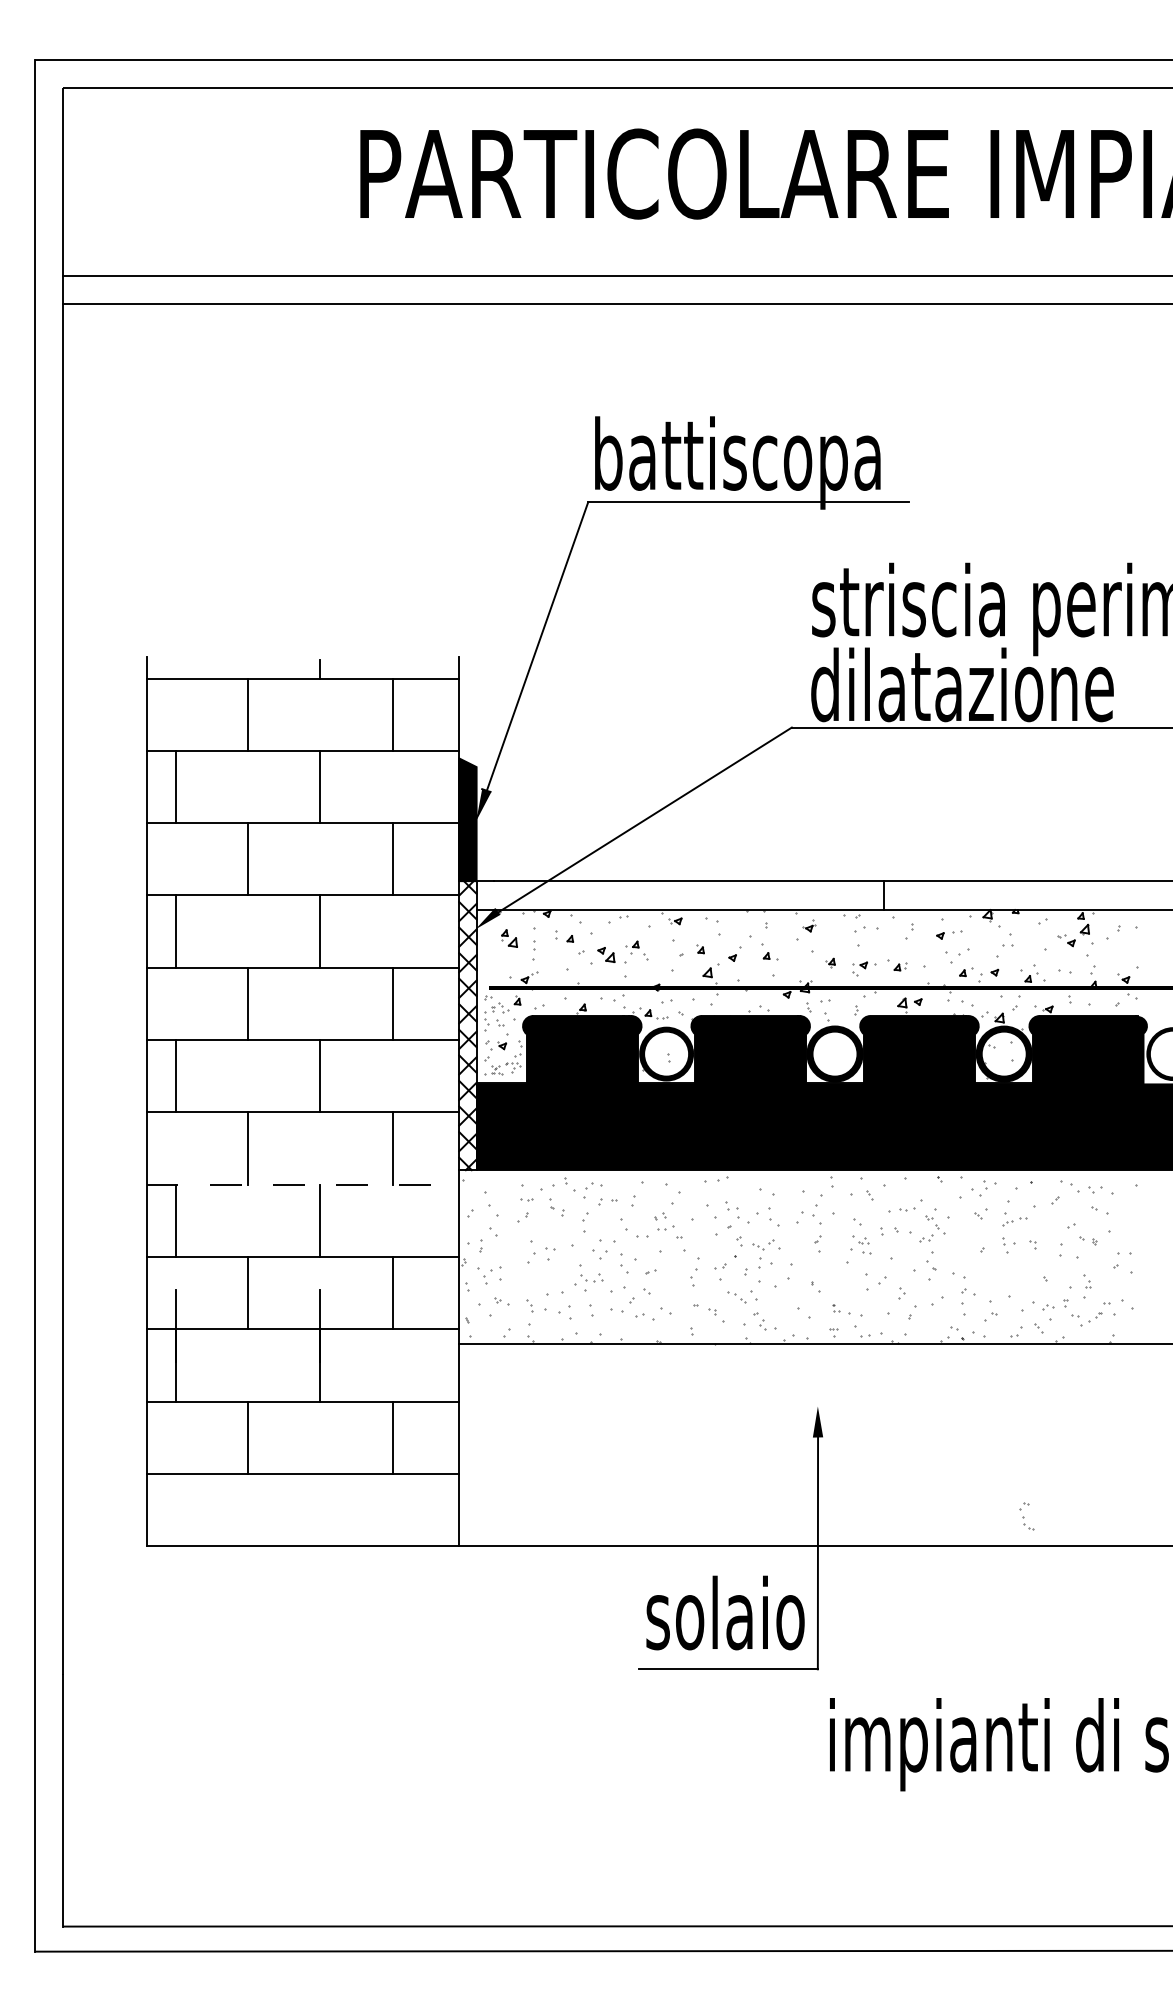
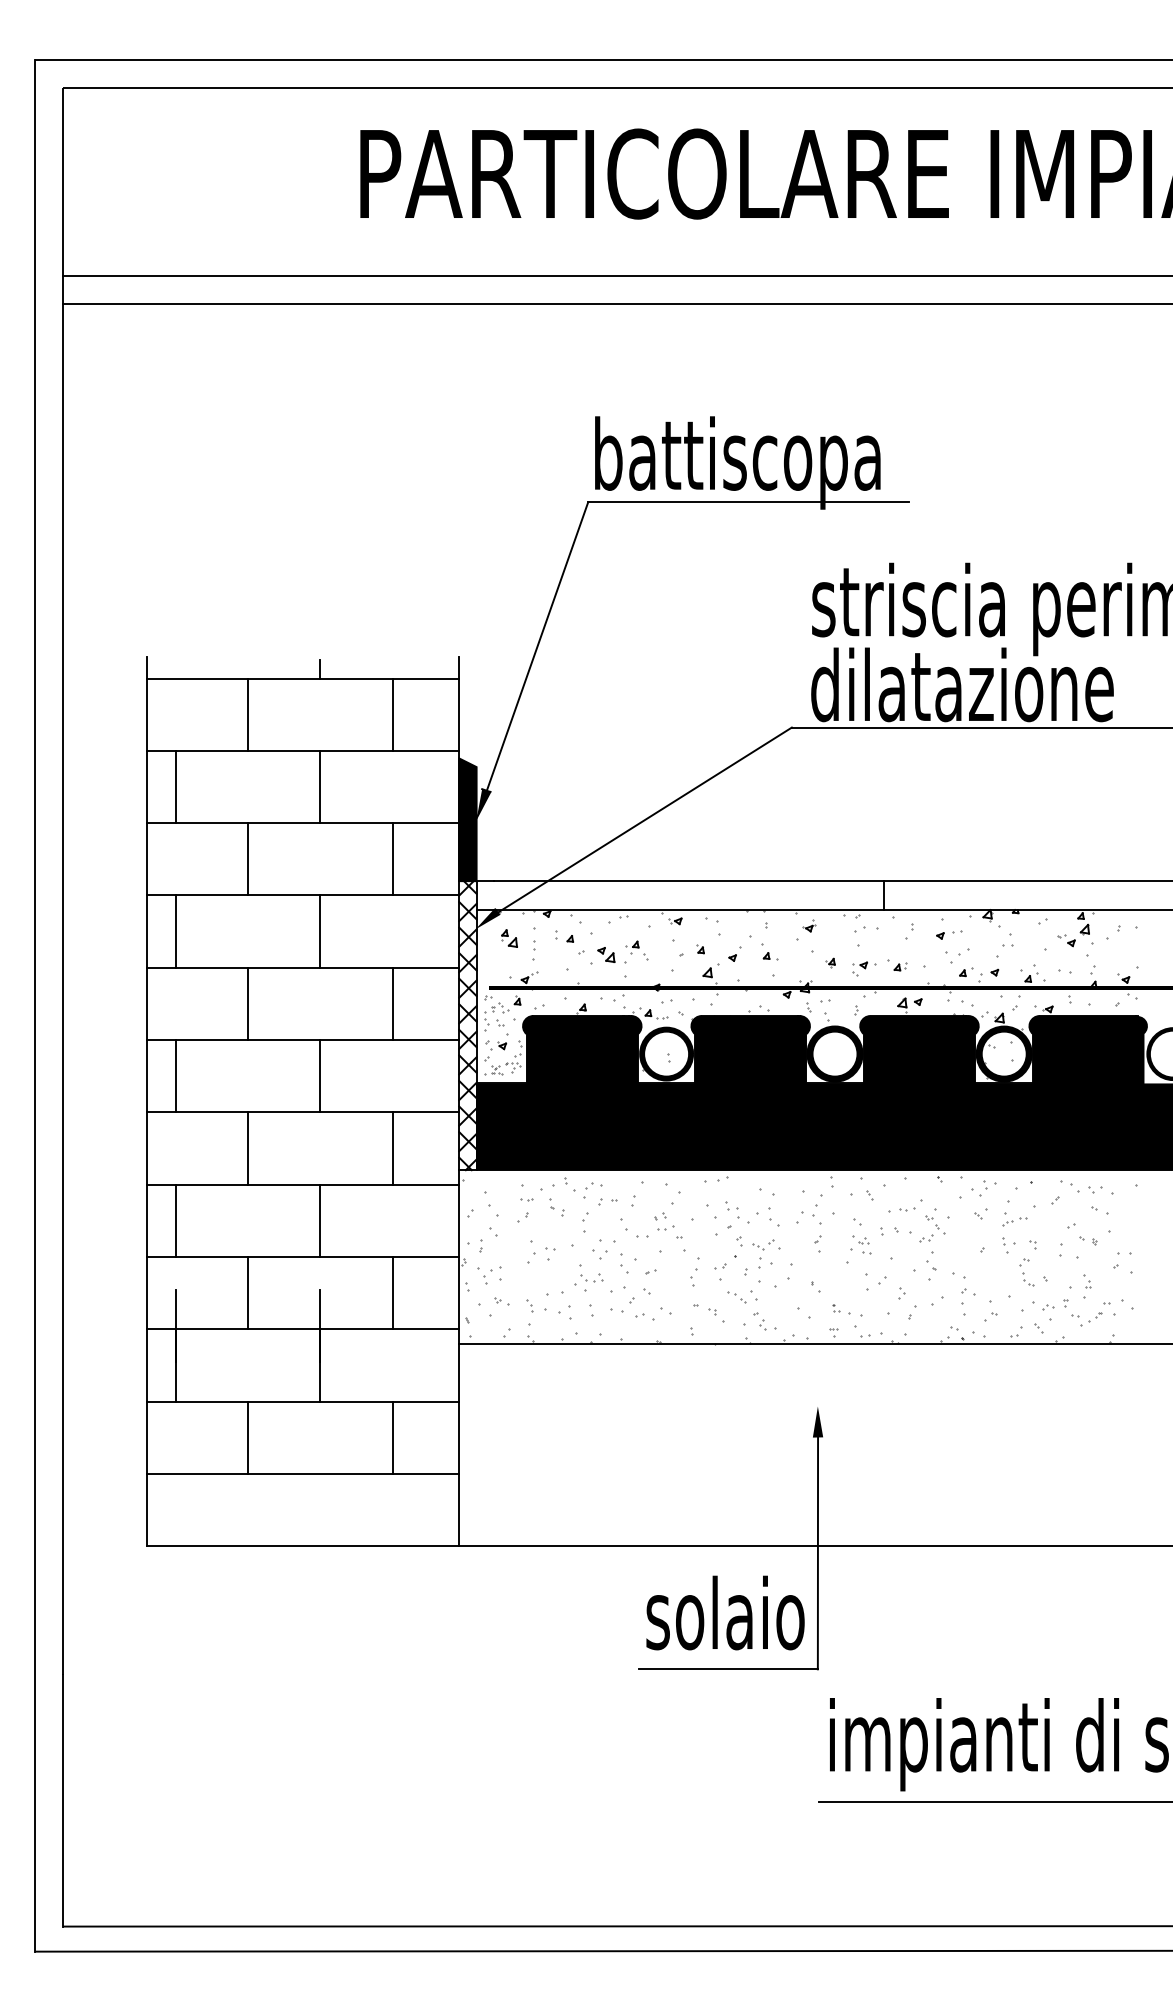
line: dashed -> solid (303, 1184)
part position: (1026, 1516) -> (1026, 1272) (1026, 1272)
line: none -> present (993, 1802)
